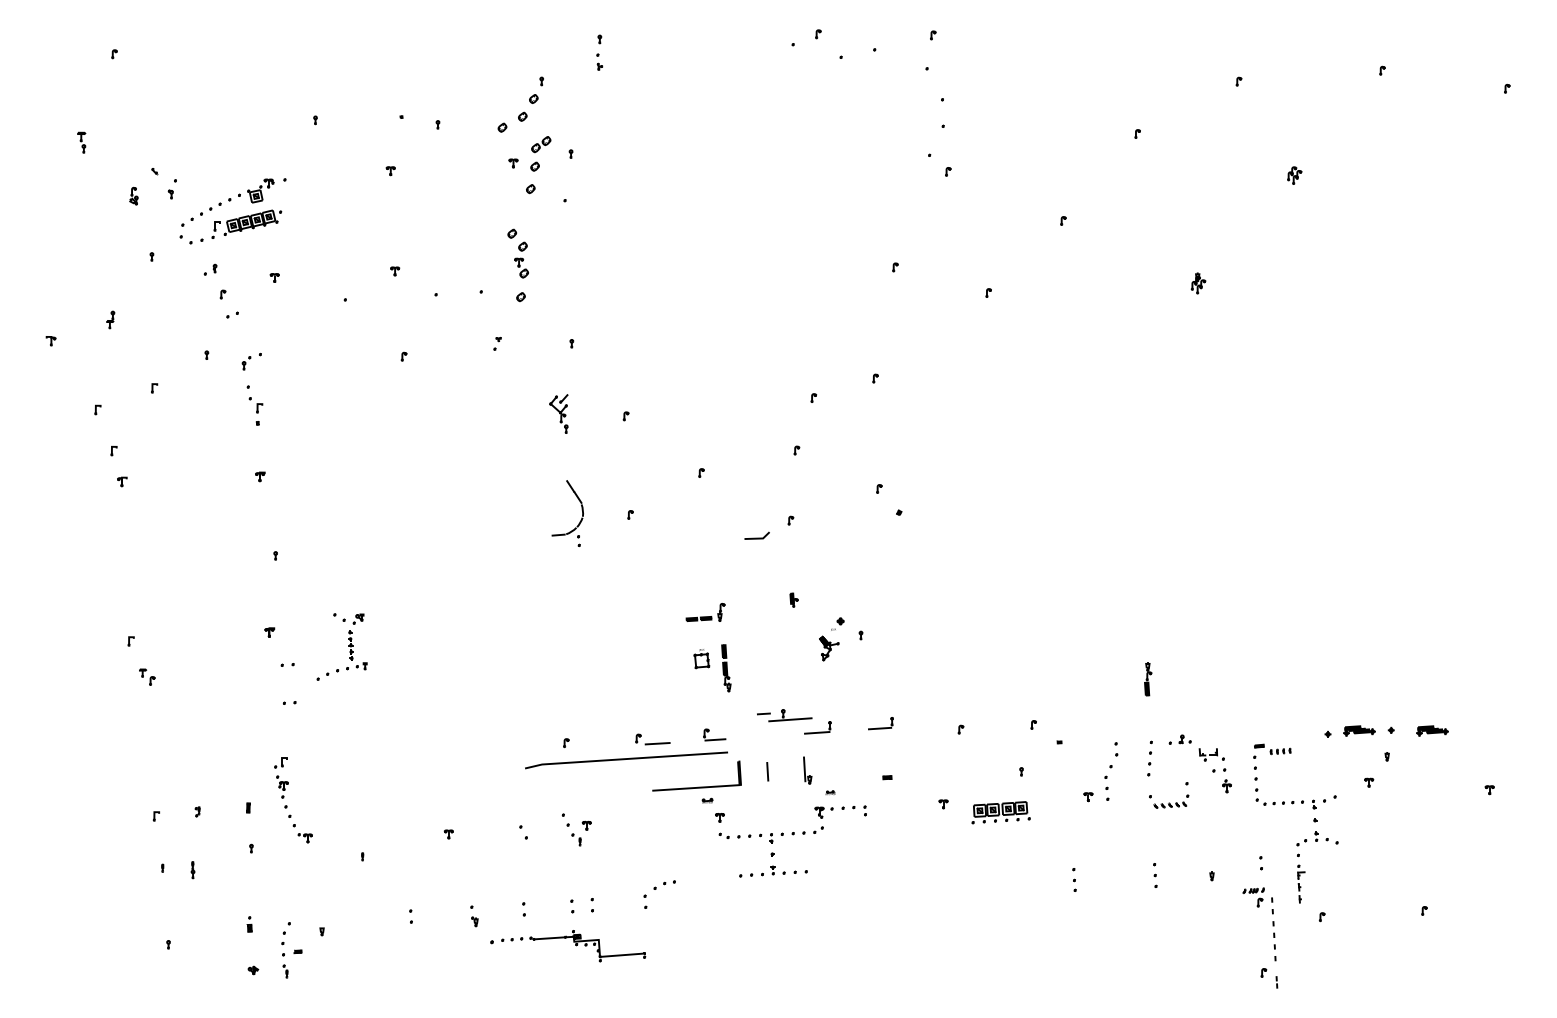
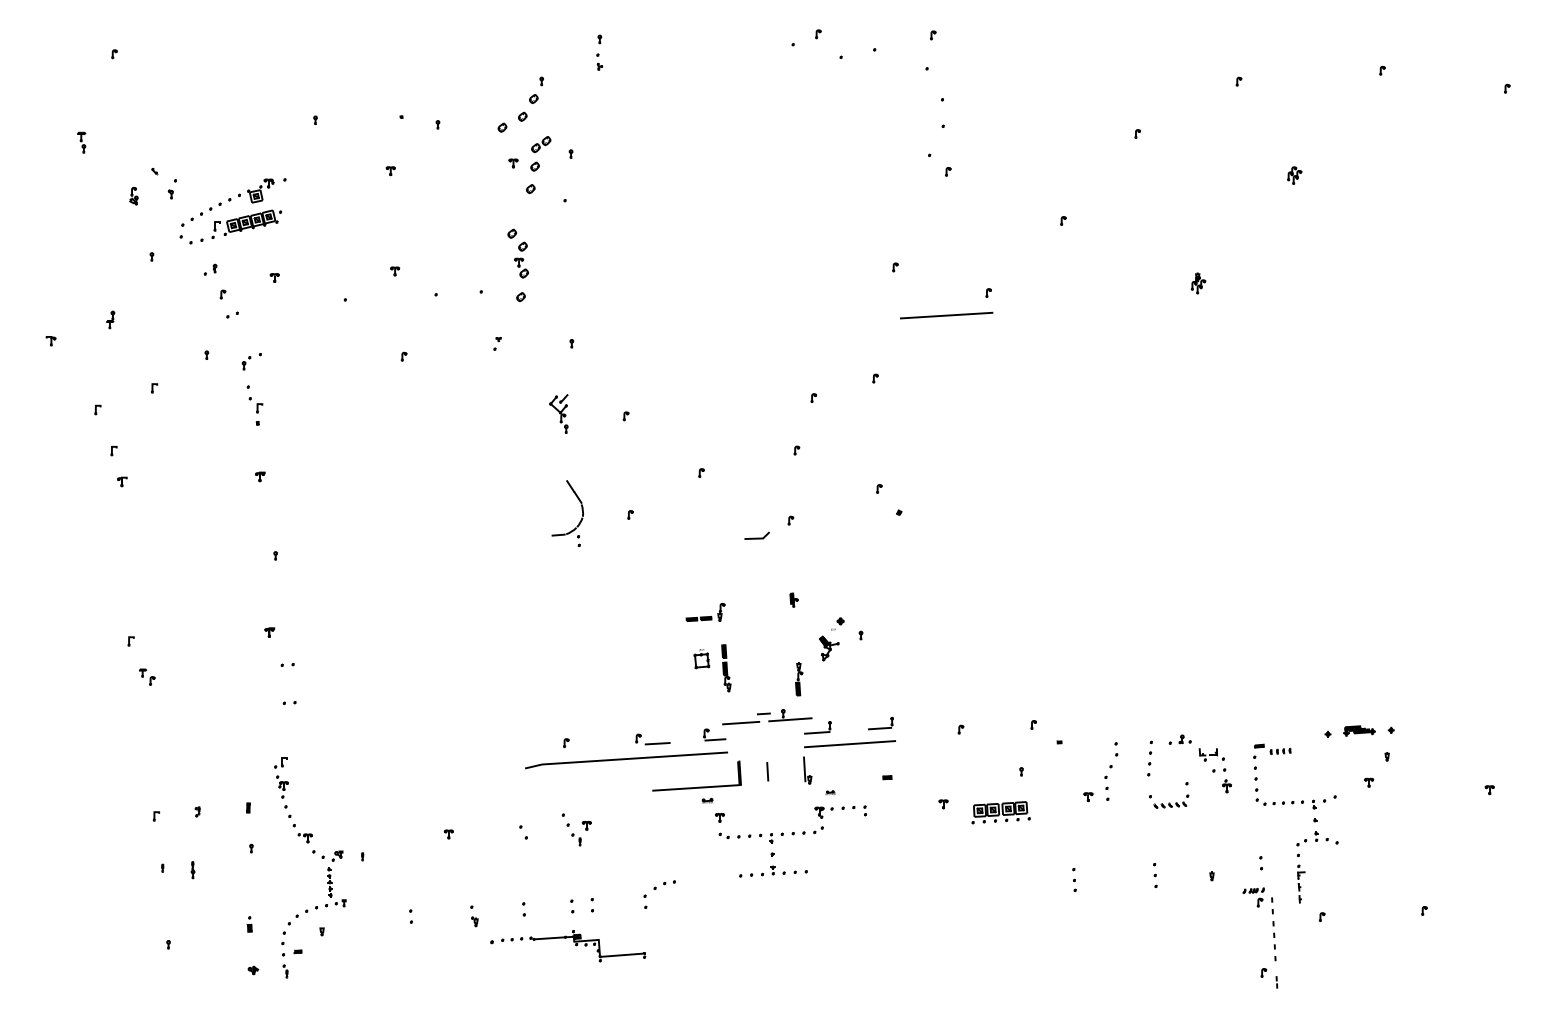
line: none -> present (946, 315)
part position: (348, 646) -> (327, 883) (327, 883)
part position: (1148, 679) -> (799, 679) (799, 679)
line: none -> present (741, 722)
part: present -> none (1432, 730)
line: none -> present (850, 744)
